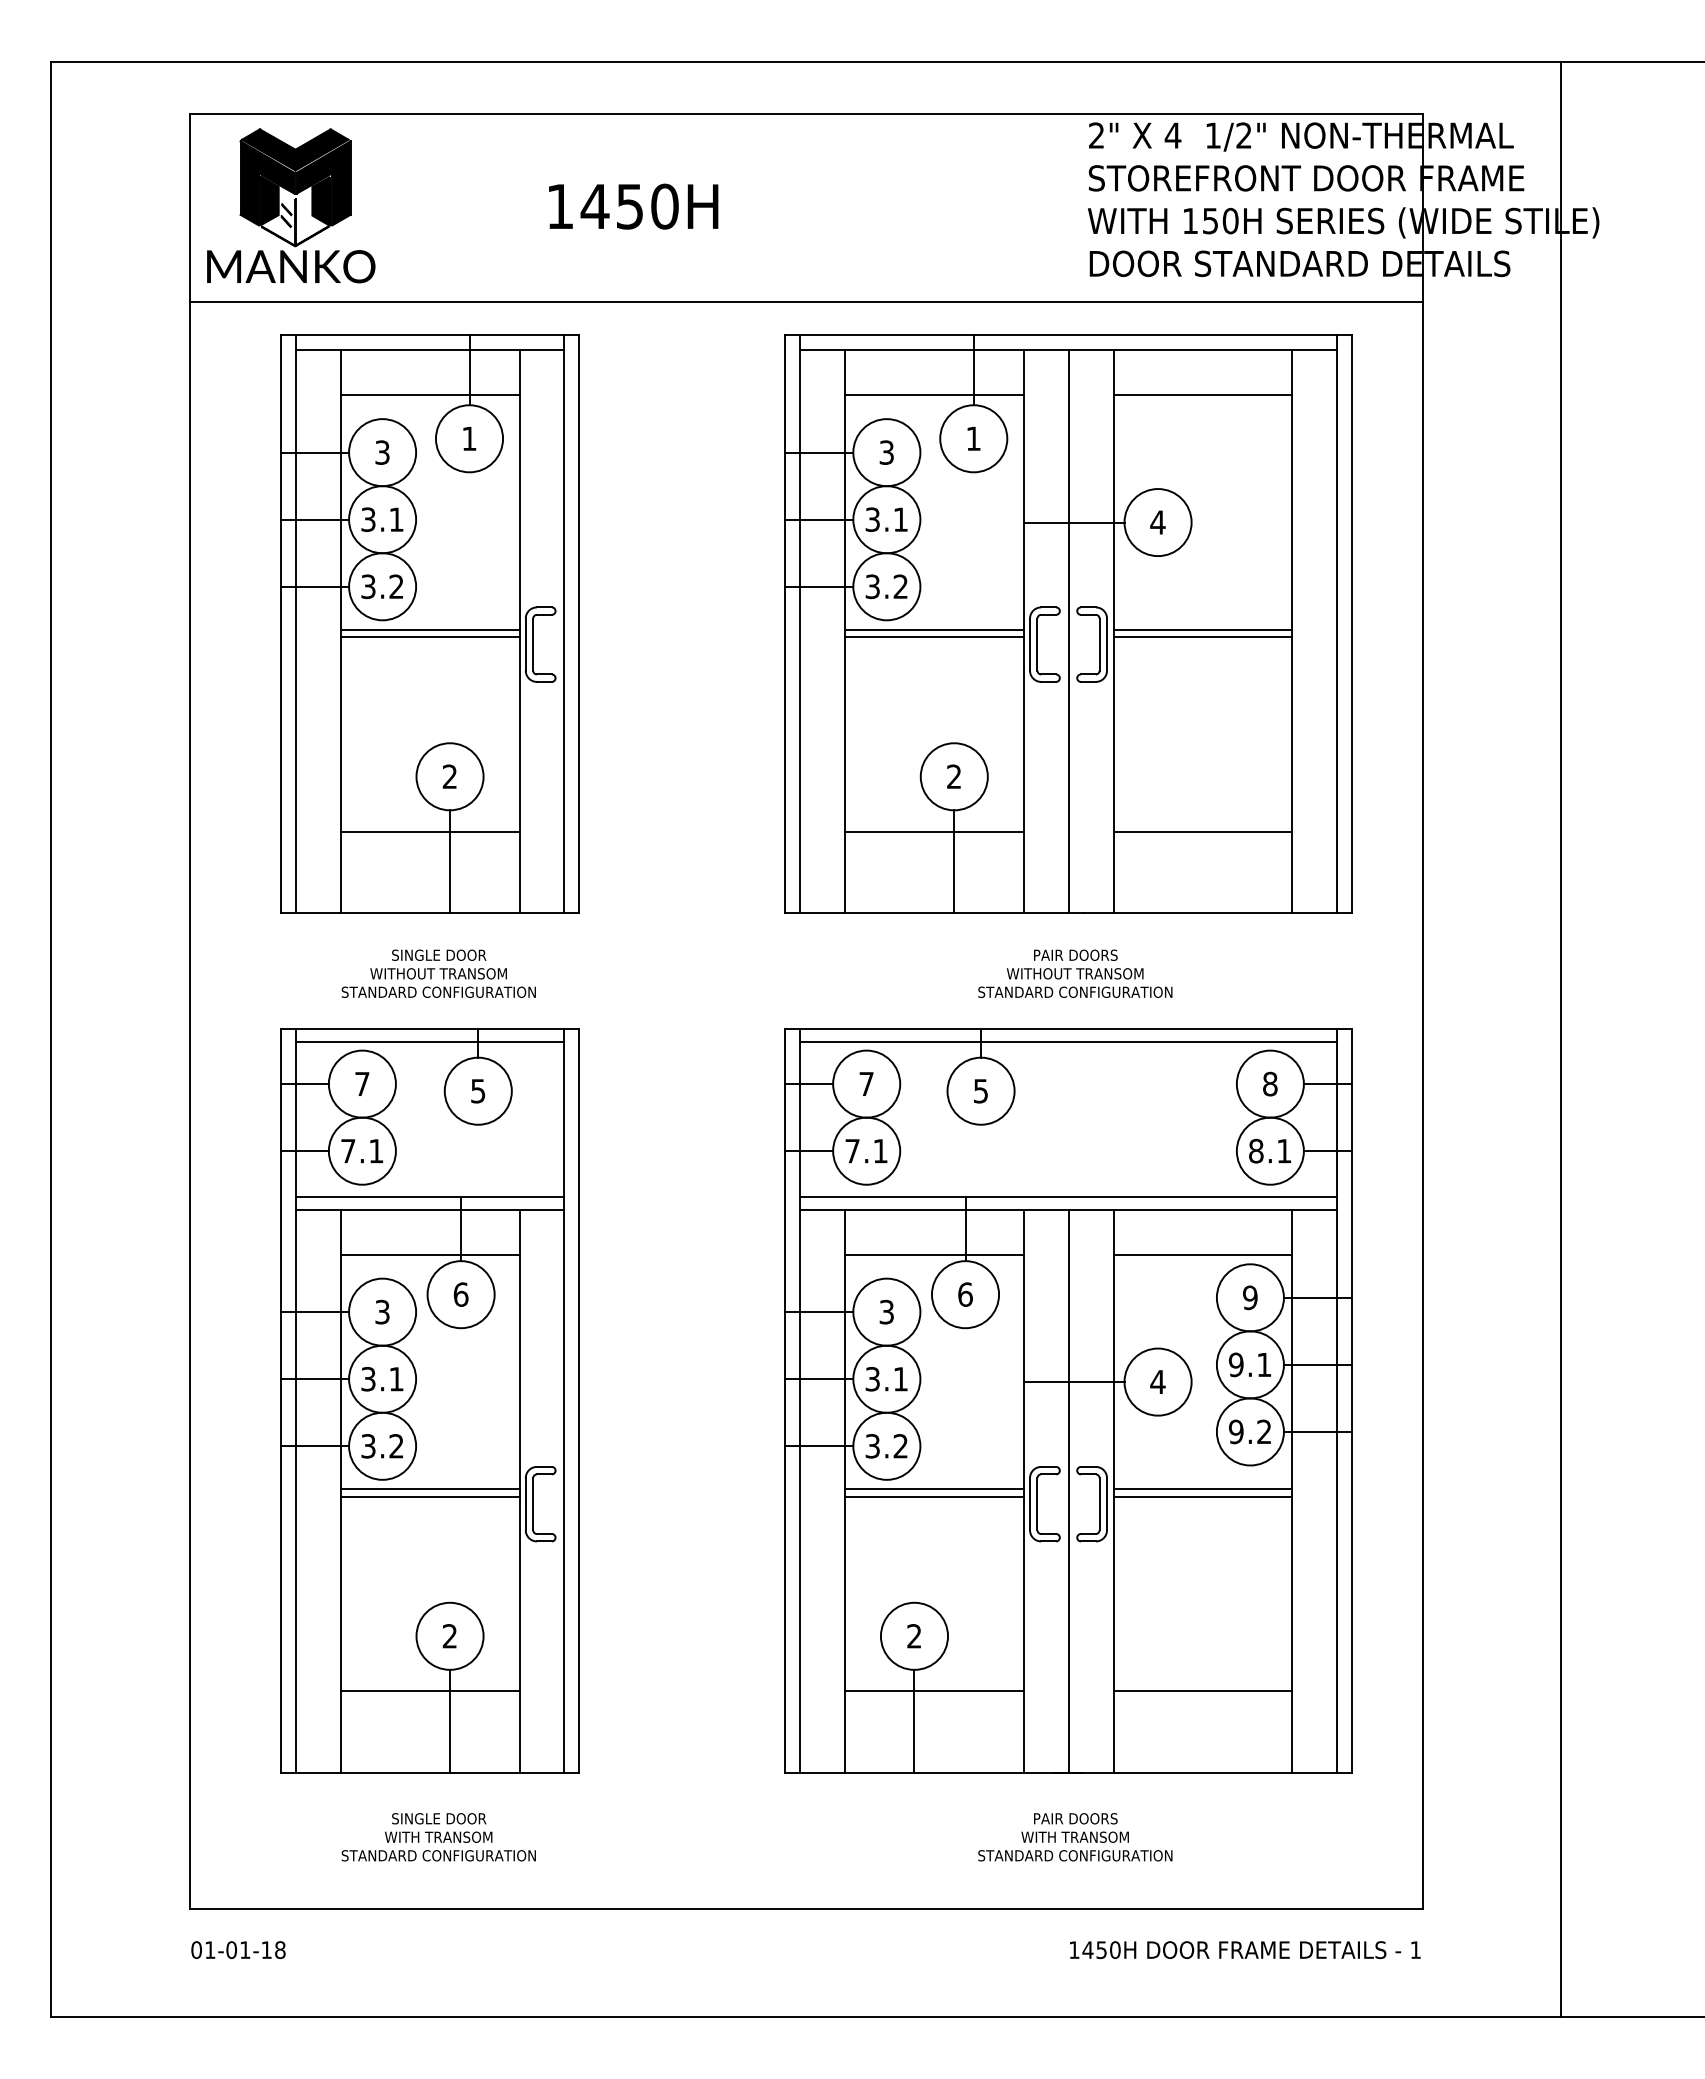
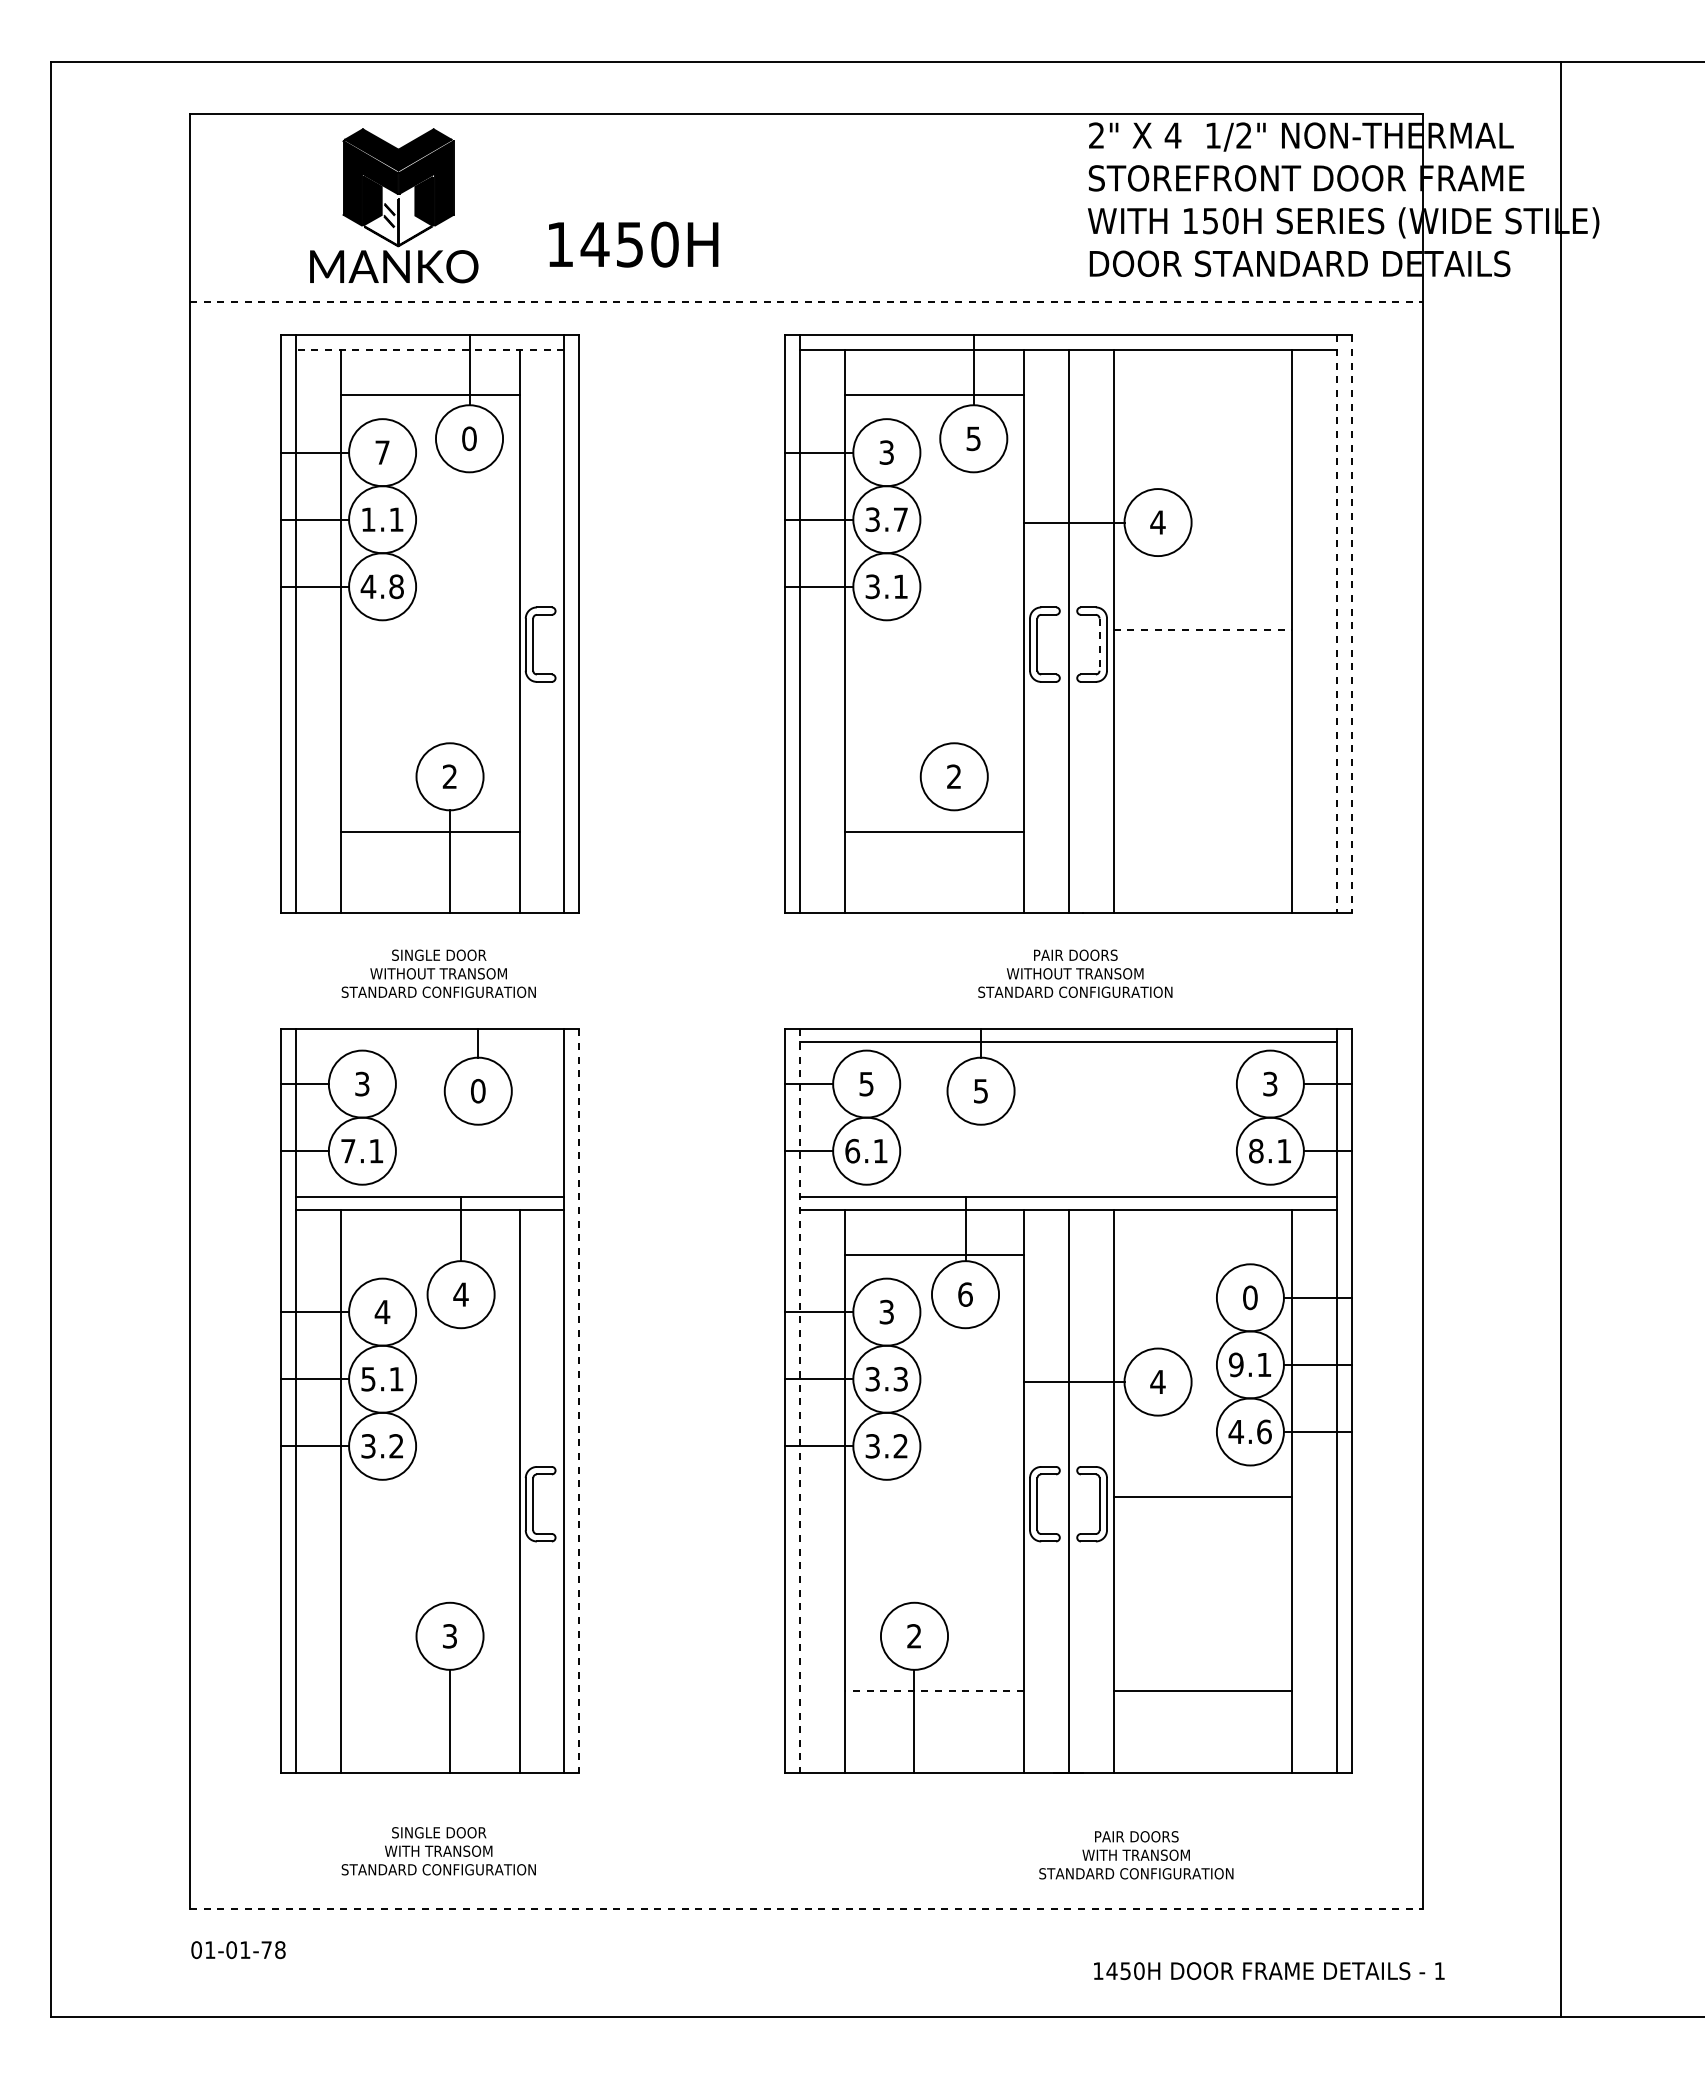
part position: (291, 205) -> (394, 205) (394, 205)
text position: (633, 206) -> (633, 244) (633, 244)
line: solid -> dashed (806, 301)
line: solid -> dashed (429, 350)
line: present -> none (1202, 395)
text: 1 -> 0 (469, 438)
text: 1 -> 5 (973, 438)
text: 3 -> 7 (382, 452)
text: 3.1 -> 1.1 (368, 519)
text: 3.1 -> 3.7 (900, 519)
text: 3.2 -> 4.8 (381, 586)
text: 3.2 -> 3.1 (900, 586)
line: solid -> dashed (1336, 624)
line: solid -> dashed (1351, 624)
line: present -> none (429, 629)
line: present -> none (933, 629)
line: solid -> dashed (1203, 629)
line: present -> none (429, 637)
line: present -> none (933, 637)
line: present -> none (1202, 637)
line: solid -> dashed (1099, 645)
line: present -> none (1202, 831)
line: present -> none (954, 861)
line: present -> none (430, 1042)
text: 7 -> 3 (362, 1083)
text: 8 -> 3 (1270, 1083)
text: 7 -> 5 (866, 1084)
text: 5 -> 0 (478, 1090)
text: 7.1 -> 6.1 (852, 1150)
line: present -> none (429, 1254)
line: present -> none (1202, 1254)
text: 6 -> 4 (460, 1294)
text: 9 -> 0 (1250, 1297)
text: 3 -> 4 (382, 1311)
text: 3.1 -> 5.1 (368, 1378)
text: 3.1 -> 3.3 (900, 1379)
line: solid -> dashed (579, 1401)
line: solid -> dashed (800, 1401)
text: 9.2 -> 4.6 (1249, 1431)
line: present -> none (429, 1489)
line: present -> none (933, 1489)
line: present -> none (1202, 1489)
line: present -> none (429, 1496)
line: present -> none (933, 1496)
text: 2 -> 3 (449, 1636)
line: present -> none (429, 1691)
line: solid -> dashed (934, 1691)
text position: (438, 1837) -> (438, 1851) (438, 1851)
text position: (1075, 1837) -> (1136, 1855) (1136, 1855)
line: solid -> dashed (806, 1909)
text: 01-01-18 -> 01-01-78 (266, 1949)
text position: (1245, 1950) -> (1269, 1971) (1269, 1971)
